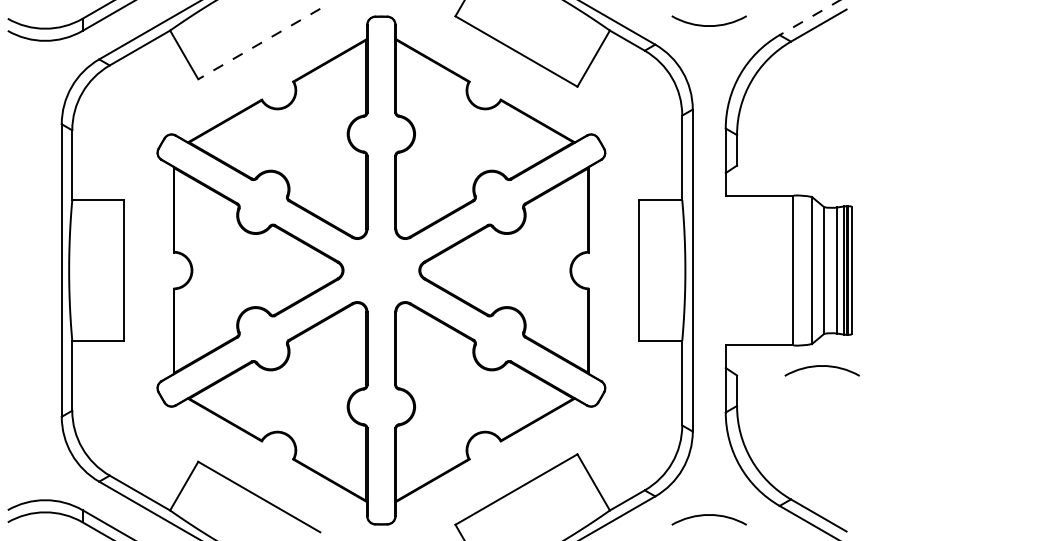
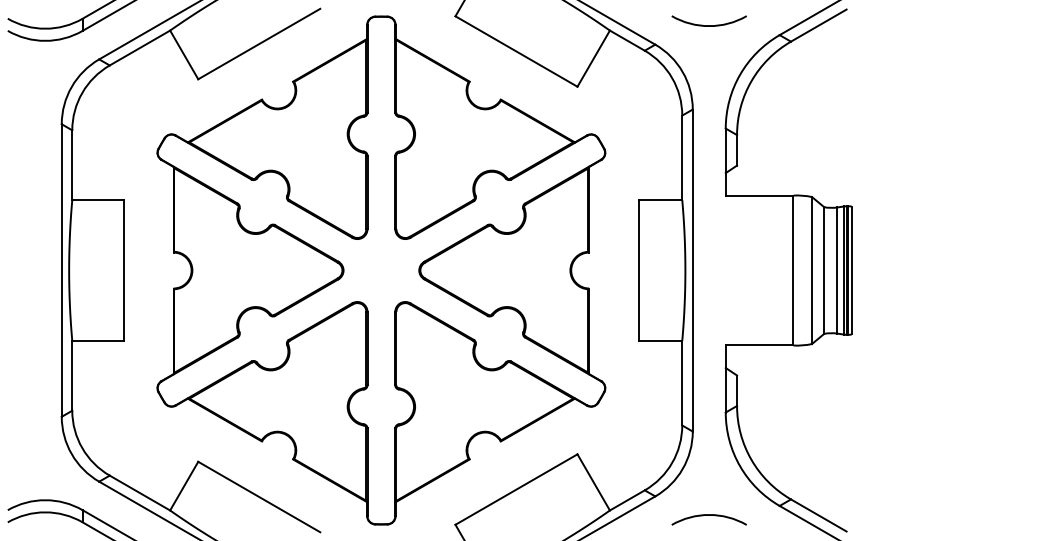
line: dashed -> solid (809, 17)
line: dashed -> solid (258, 44)
arc: present -> none (821, 366)
